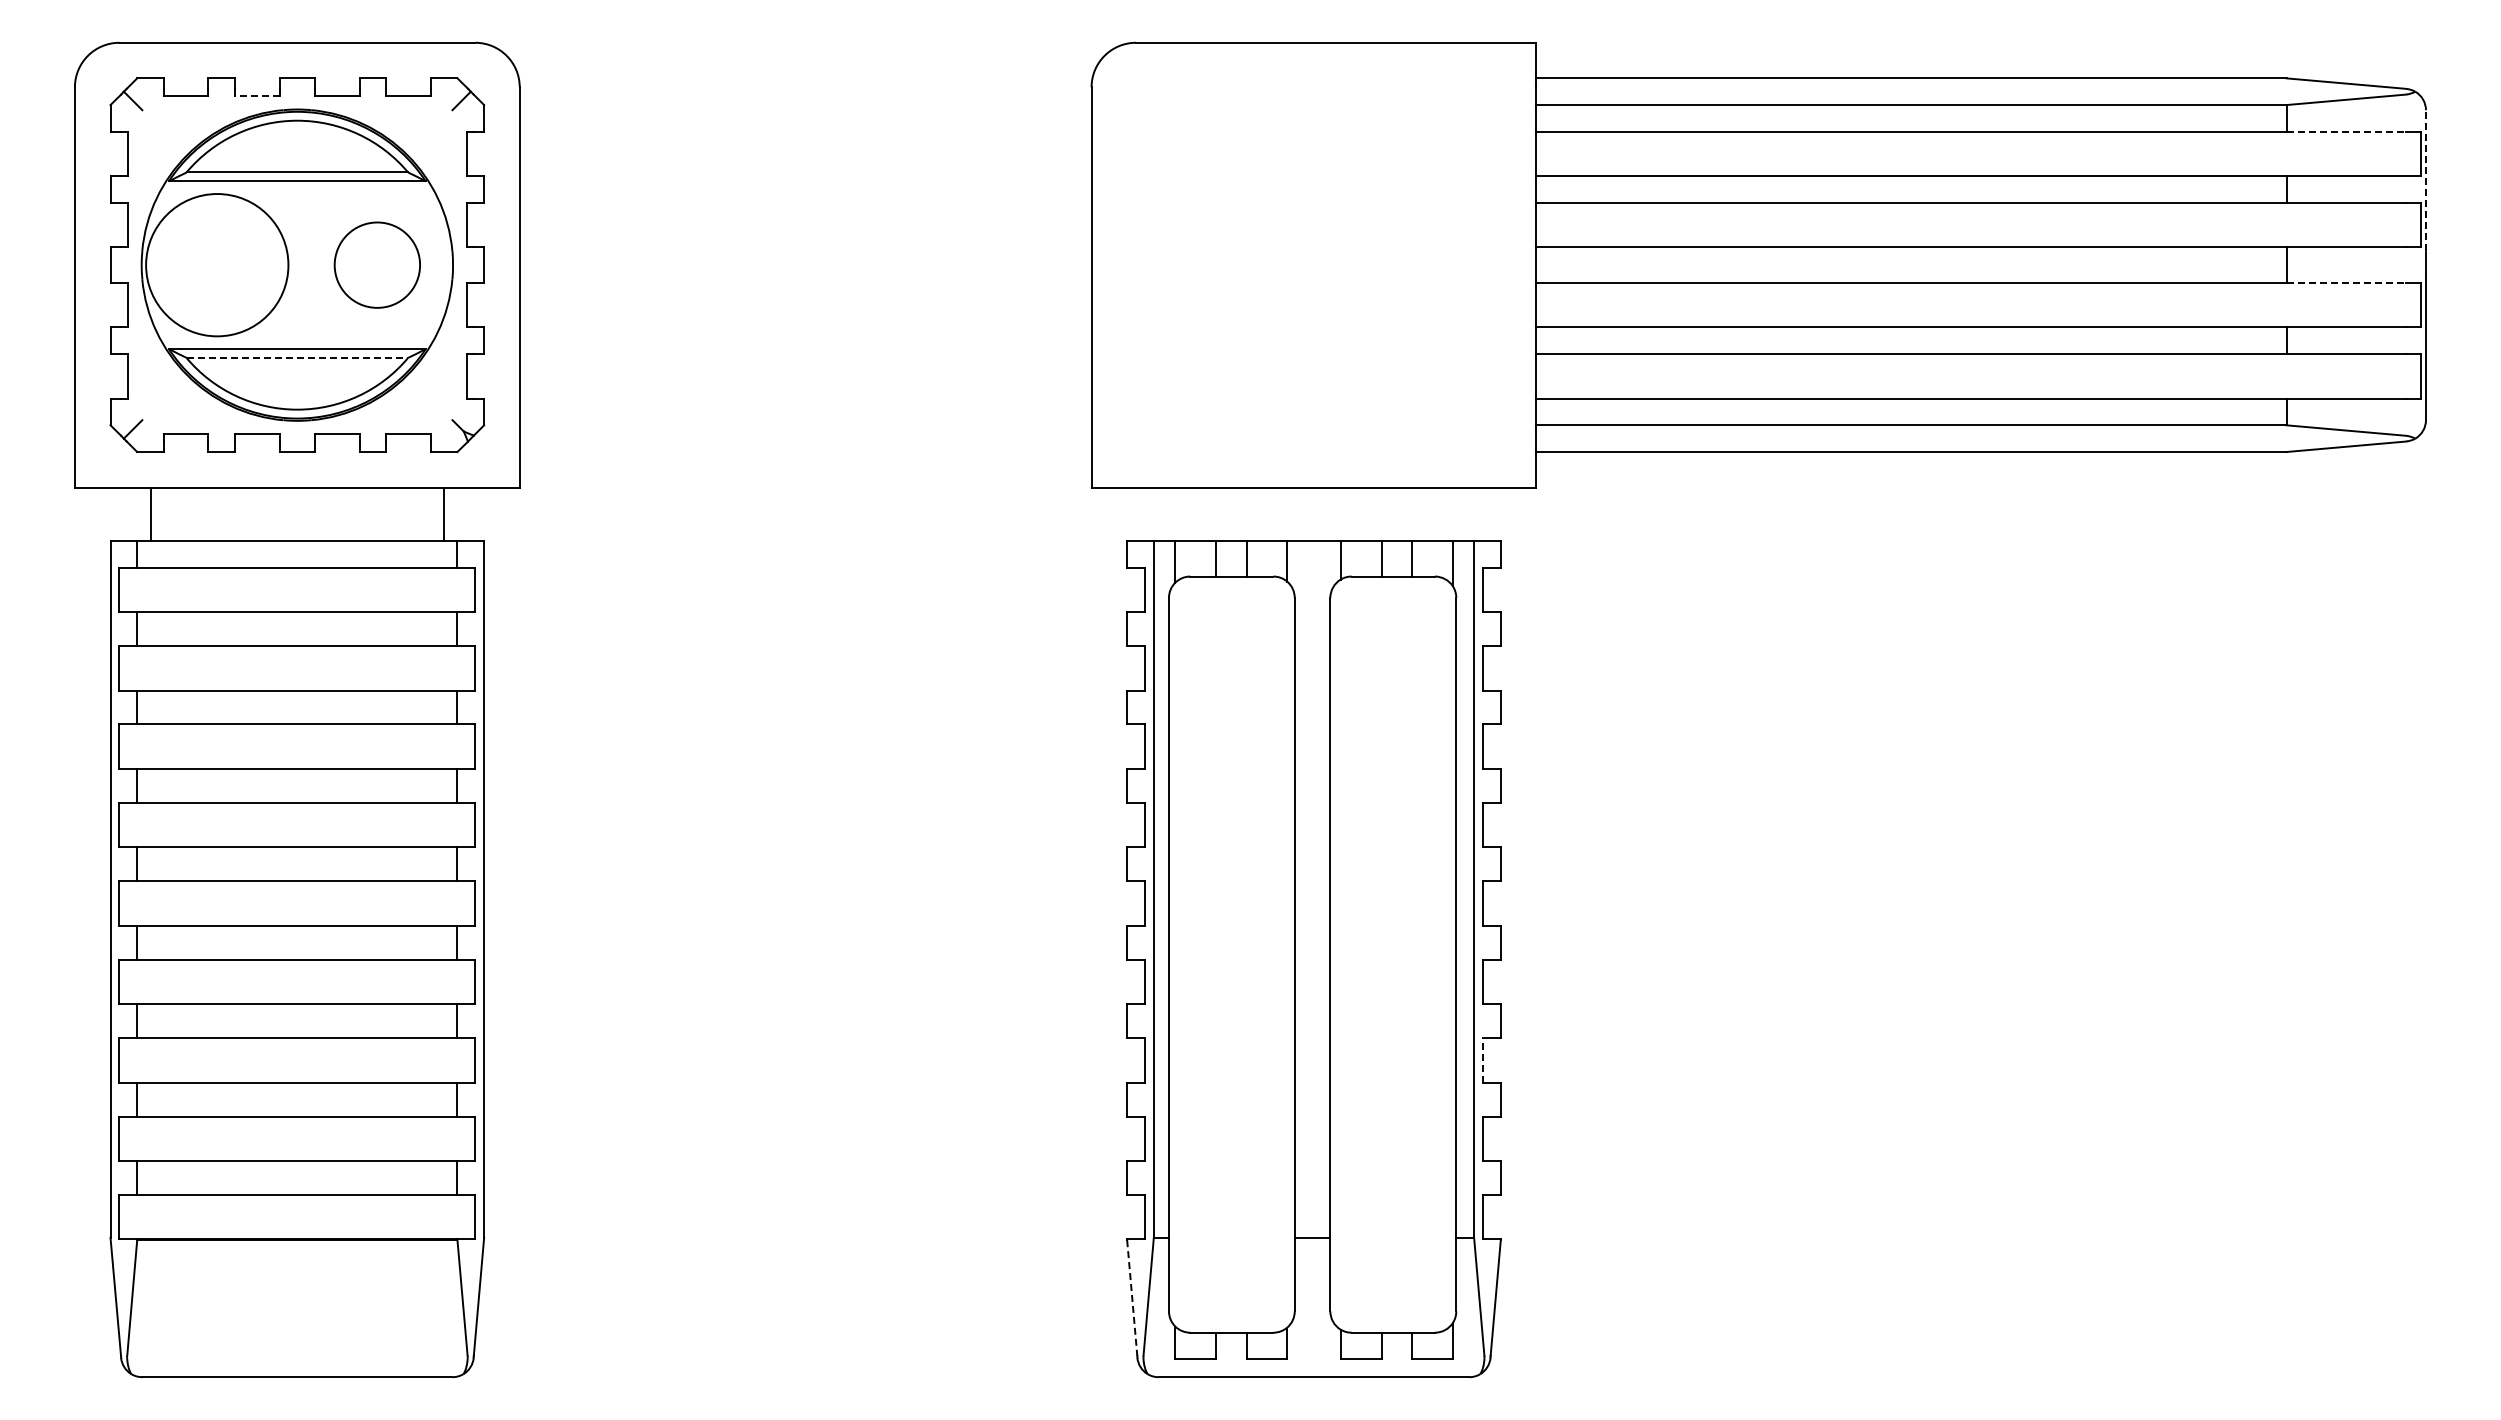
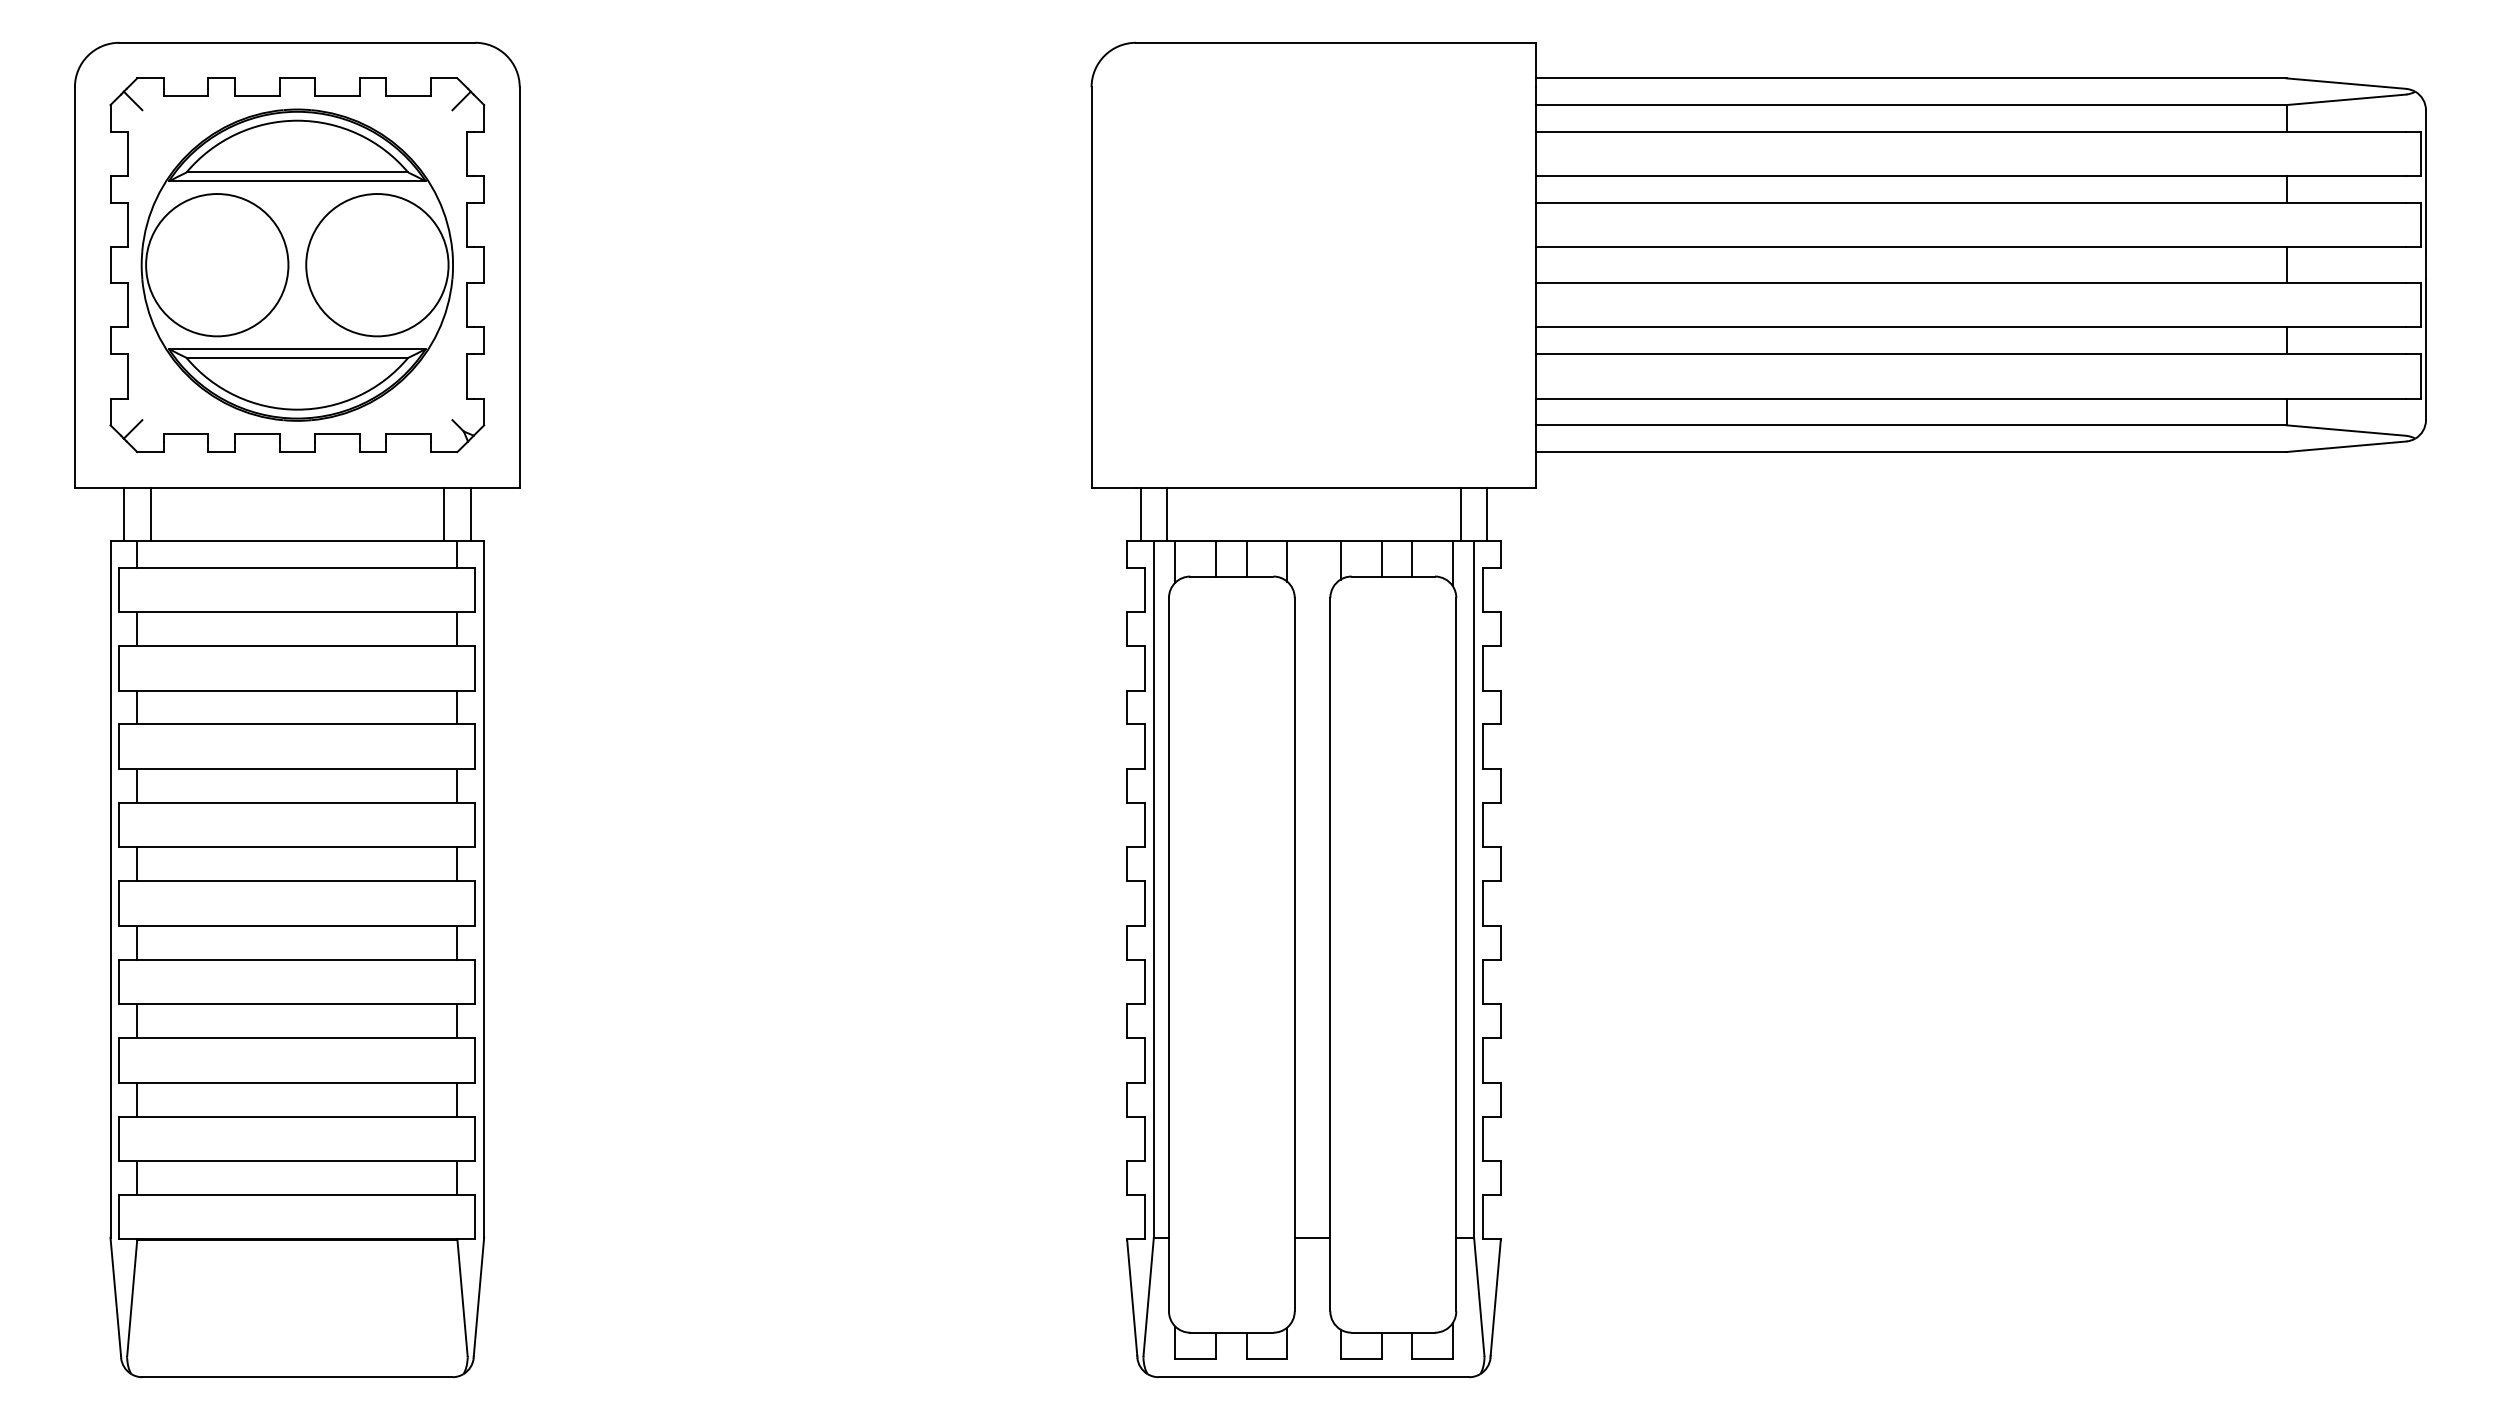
line: dashed -> solid (256, 96)
line: dashed -> solid (2346, 131)
line: dashed -> solid (2425, 180)
circle diameter: 85 px -> 142 px (377, 265)
line: dashed -> solid (2346, 282)
line: dashed -> solid (297, 357)
line: none -> present (123, 513)
line: none -> present (470, 513)
line: none -> present (1140, 513)
line: none -> present (1167, 513)
line: none -> present (1460, 513)
line: none -> present (1487, 513)
line: dashed -> solid (1483, 1059)
line: dashed -> solid (1132, 1298)
